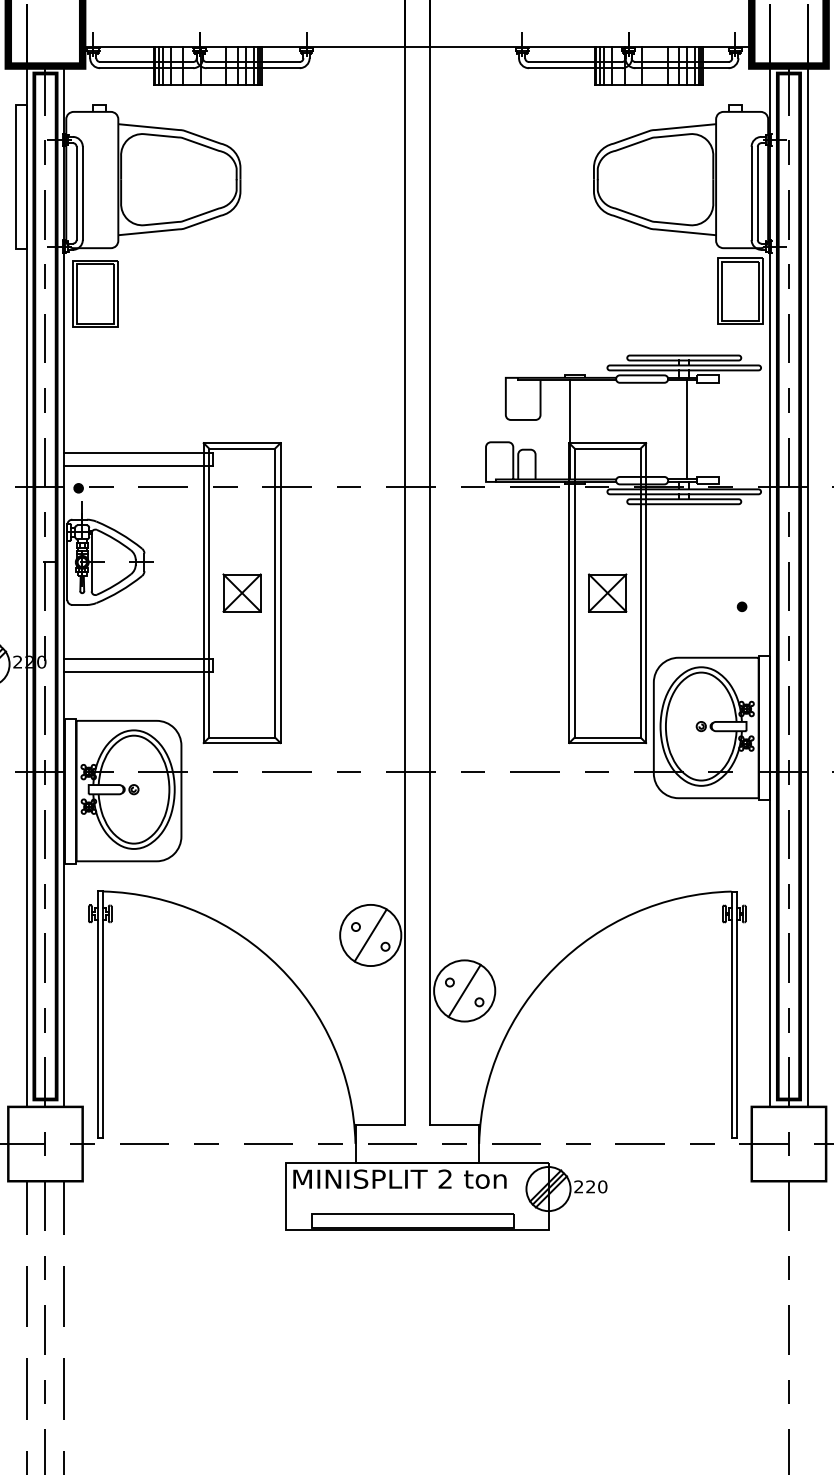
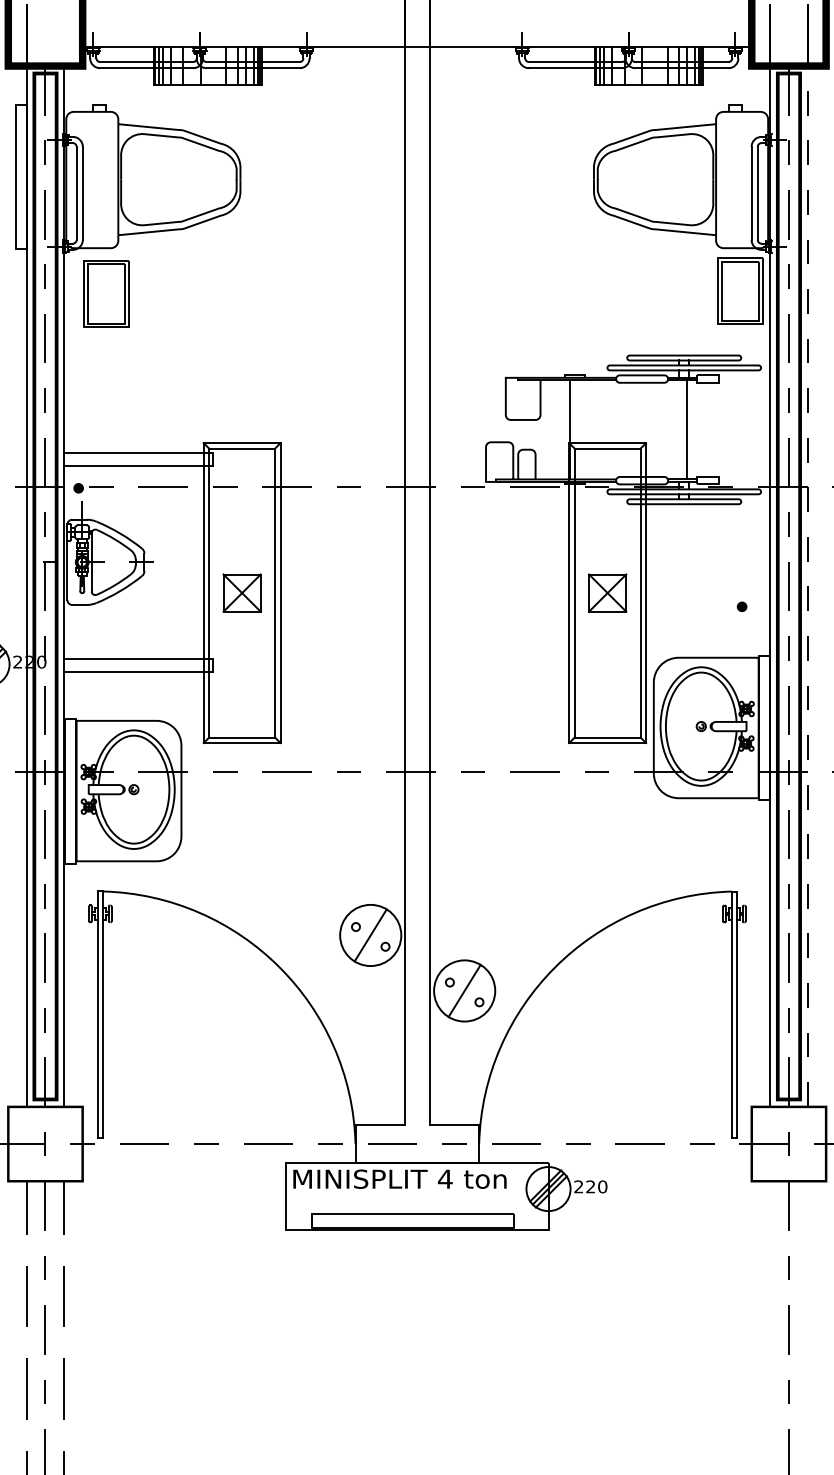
part position: (95, 293) -> (106, 293) (106, 293)
line: solid -> dashed (807, 585)
text: 2 -> 4 (445, 1178)
